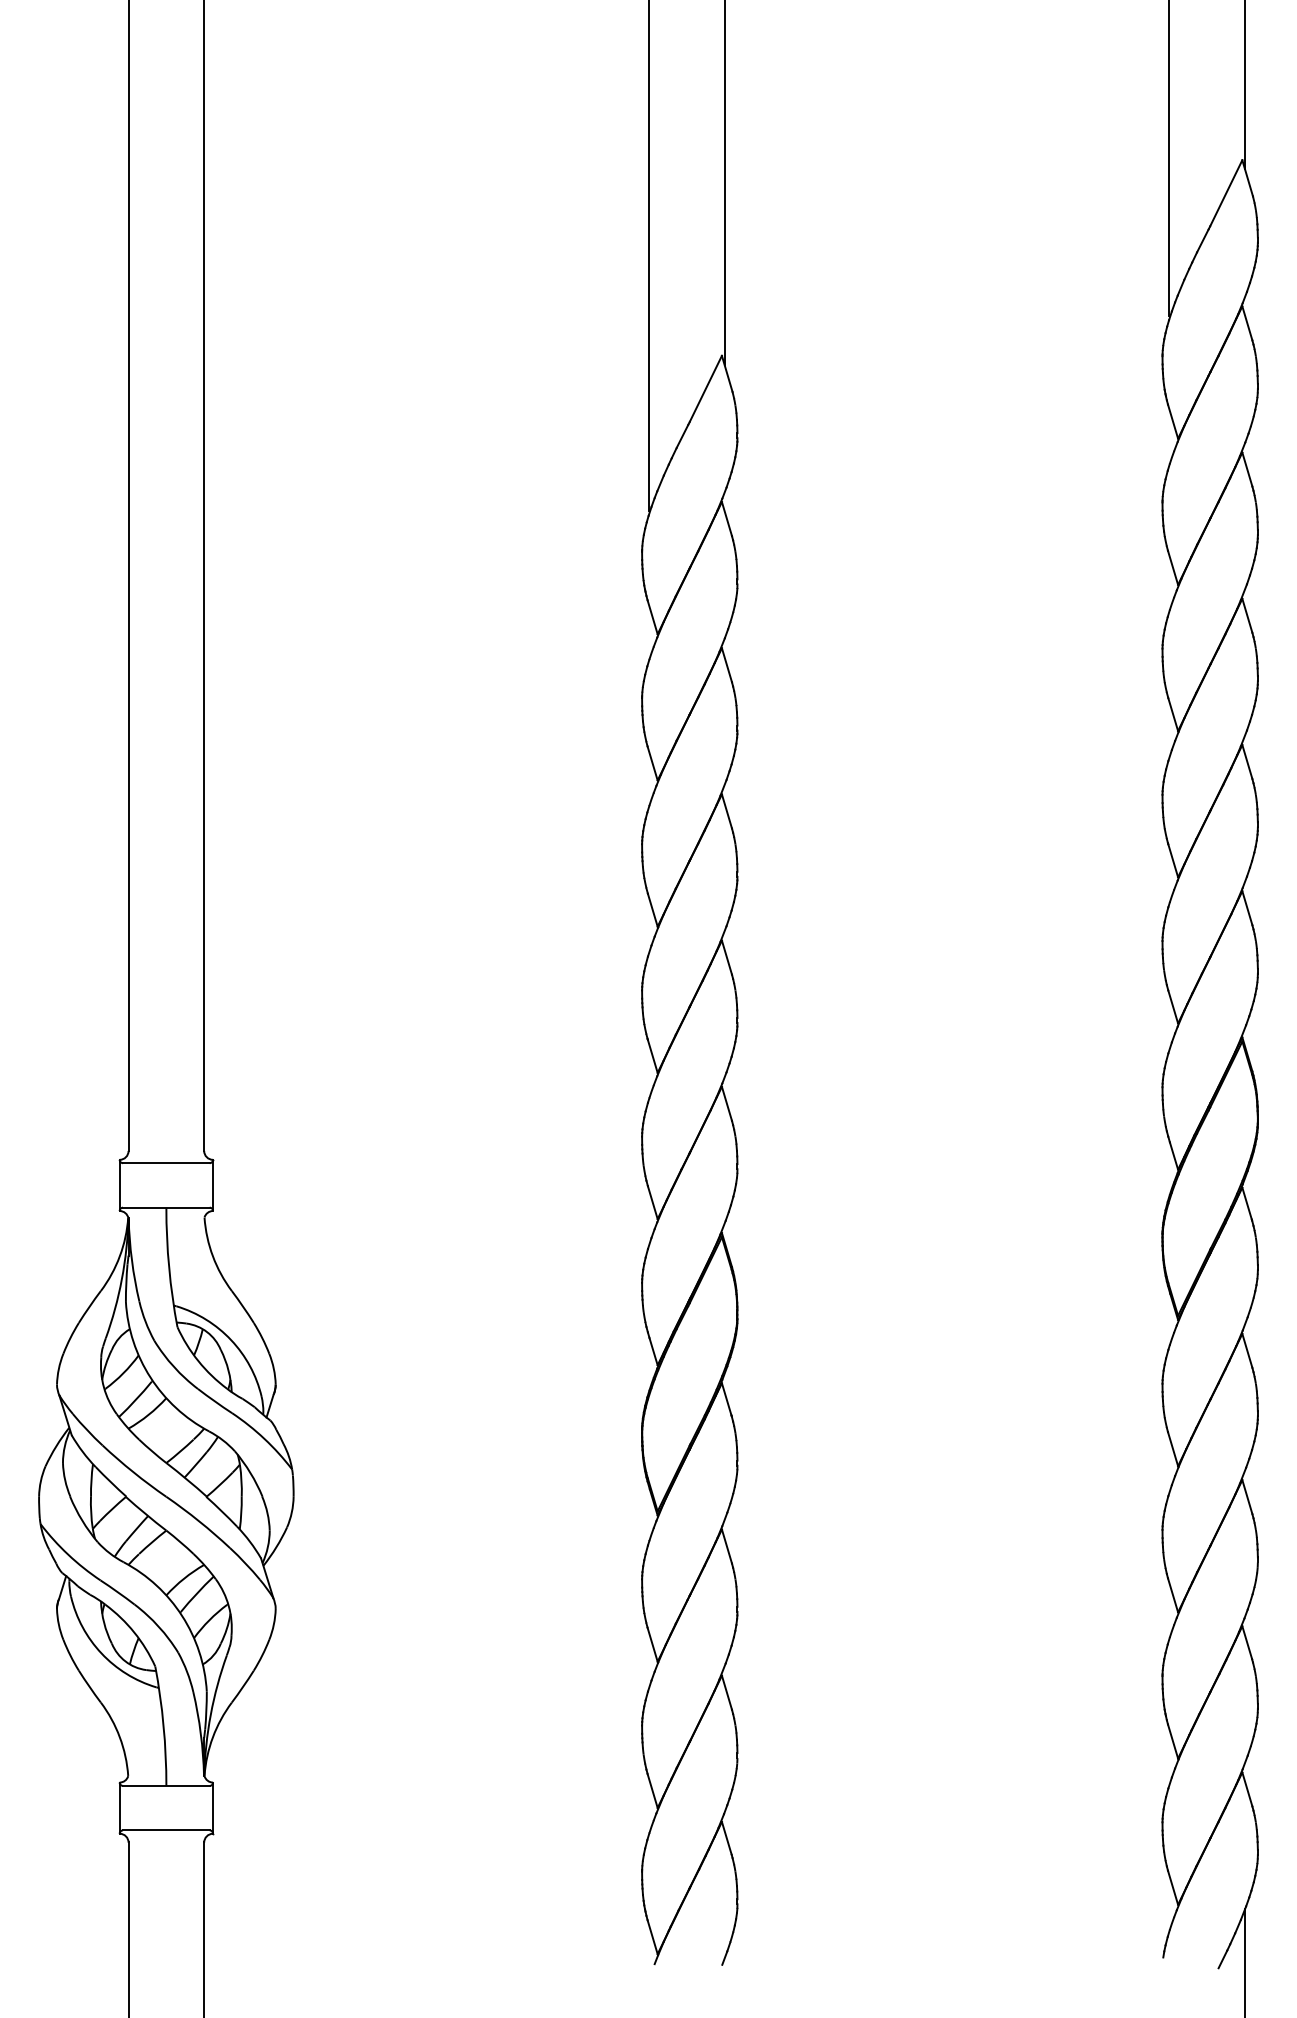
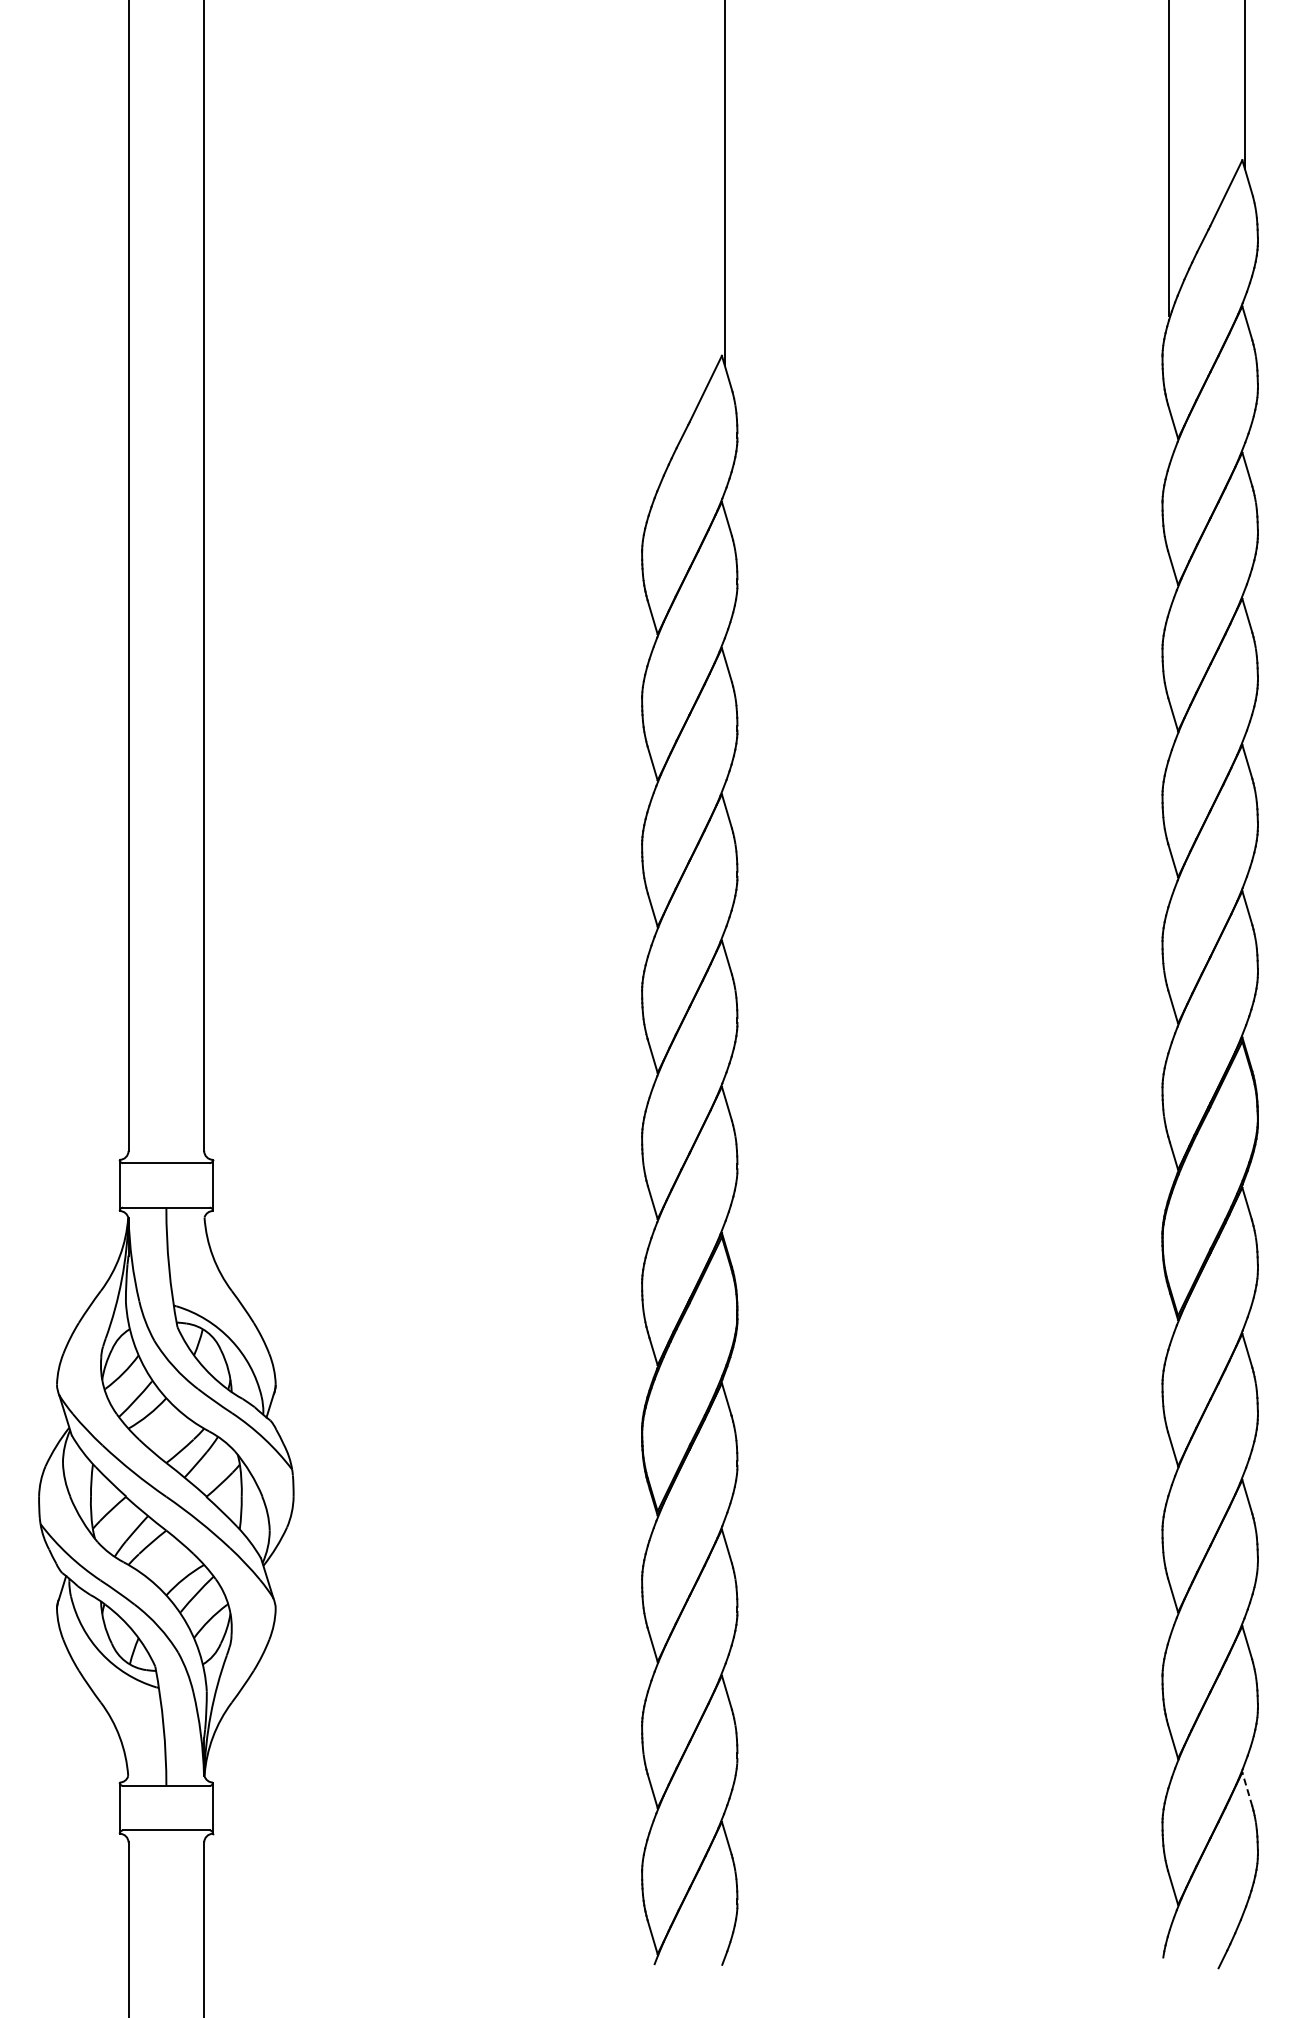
line: present -> none (648, 256)
line: solid -> dashed (1247, 1789)
line: present -> none (1245, 1961)
